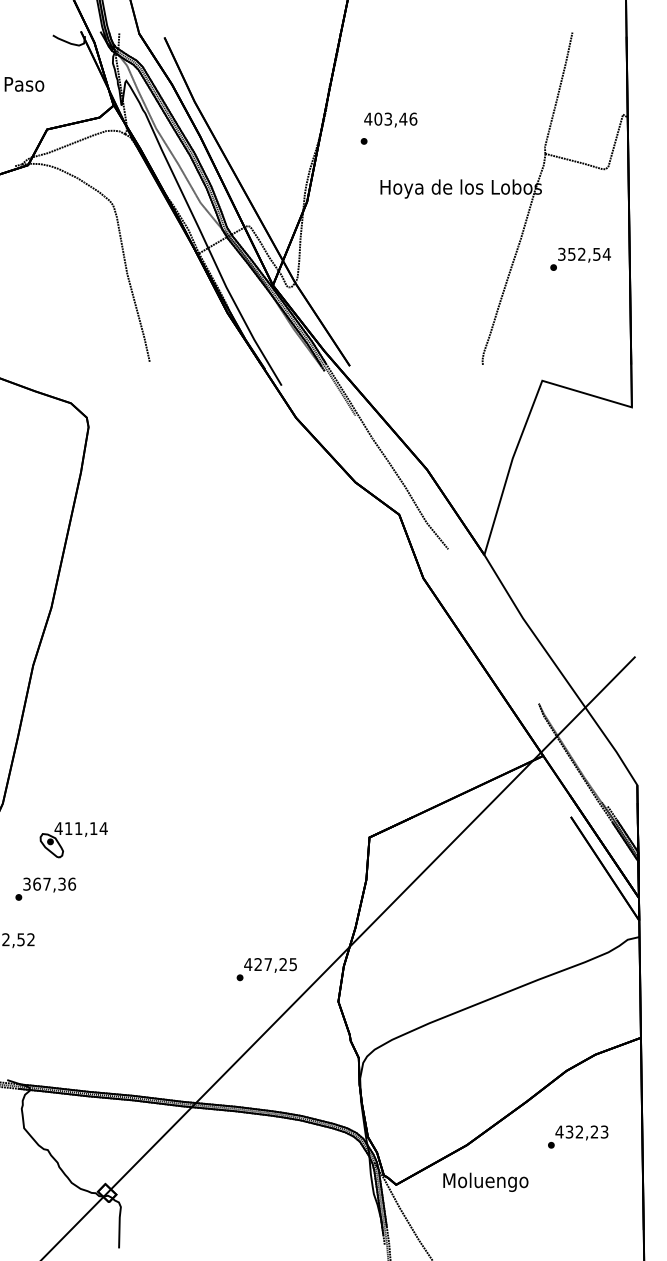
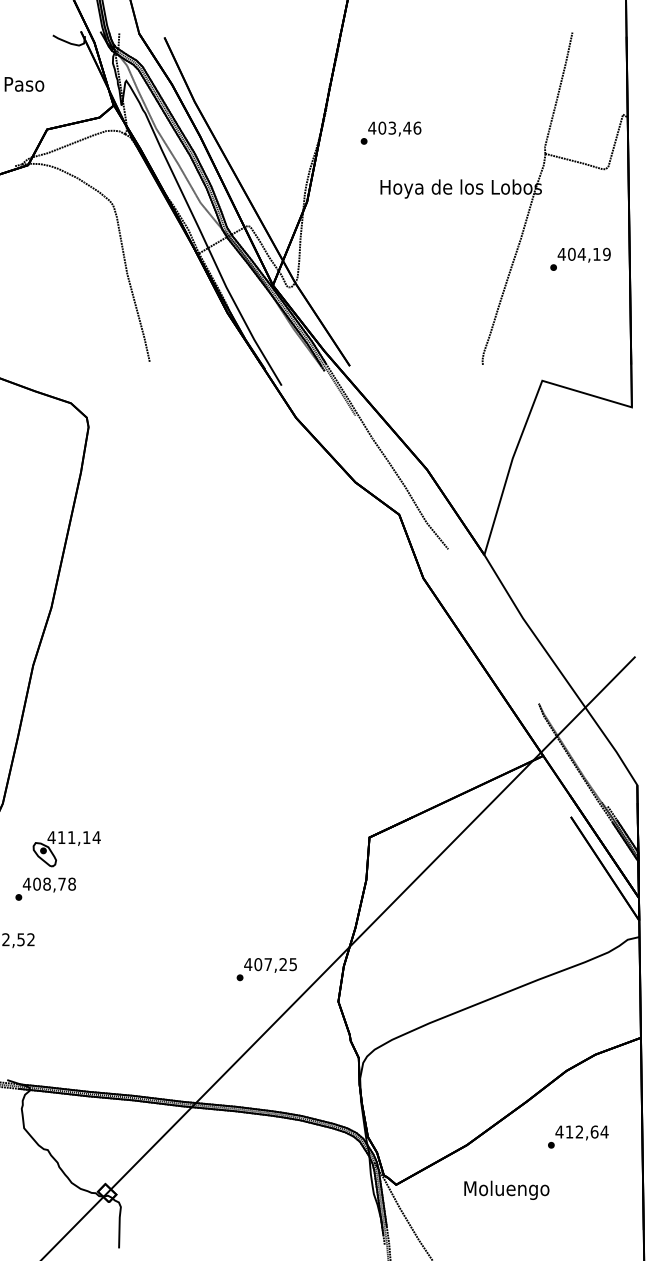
text position: (390, 119) -> (394, 128) (394, 128)
text: 352,54 -> 404,19 (583, 253)
part position: (72, 834) -> (65, 843) (65, 843)
text: 367,36 -> 408,78 (49, 883)
text: 427,25 -> 407,25 (258, 964)
text: 432,23 -> 412,64 (586, 1131)
text position: (485, 1181) -> (506, 1189) (506, 1189)
